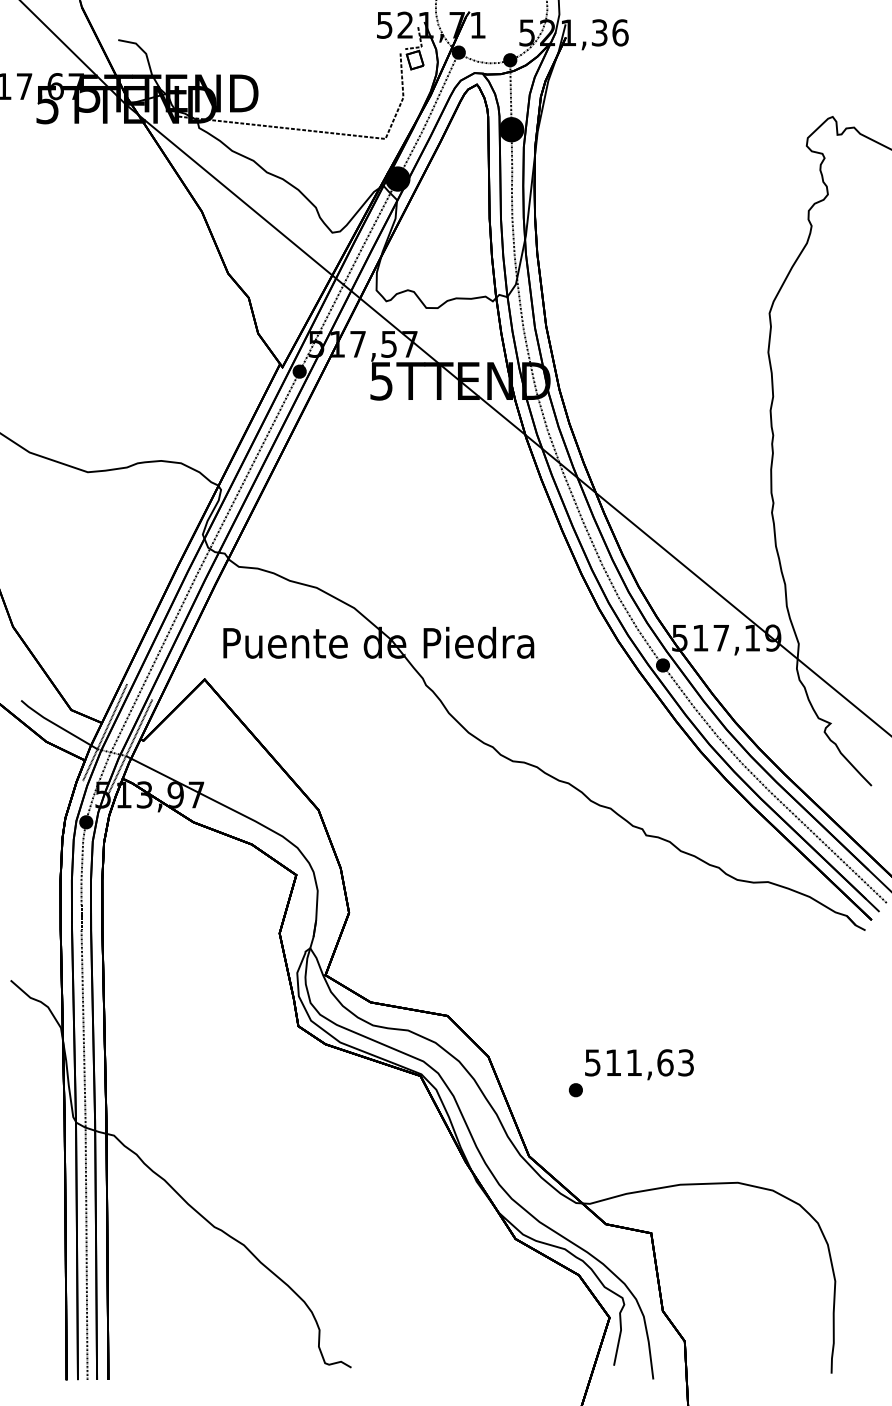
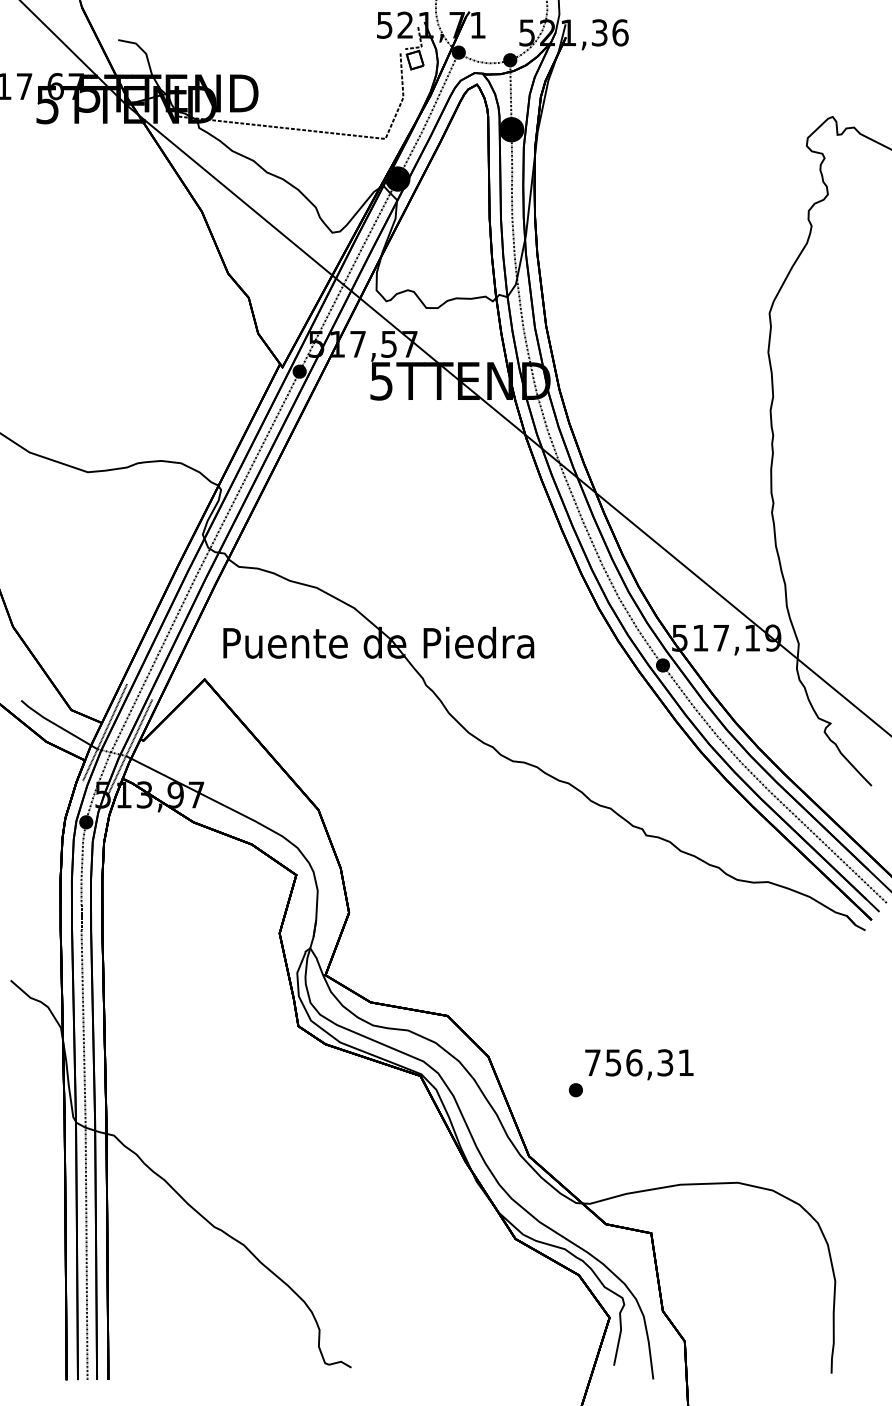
text: 511,63 -> 756,31 (639, 1062)
